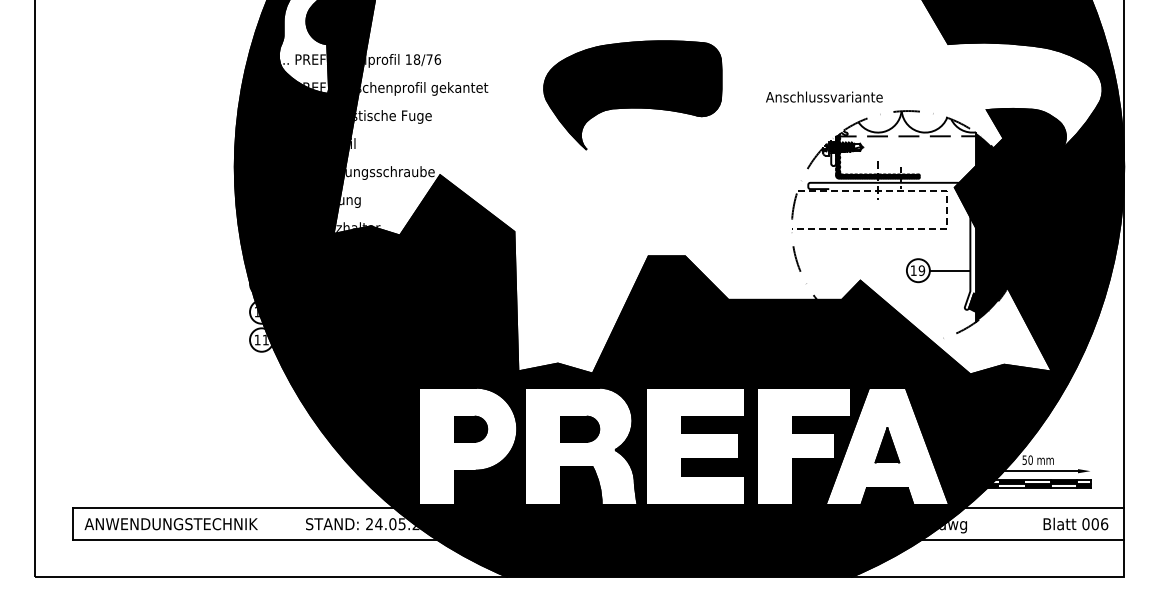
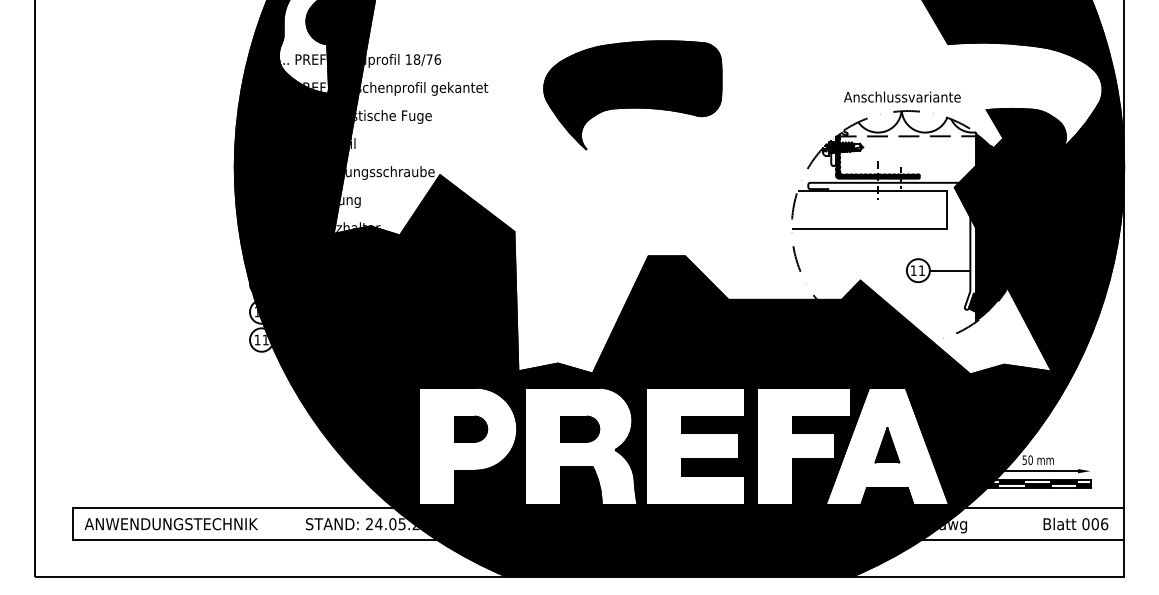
text position: (824, 96) -> (902, 96) (902, 96)
line: dashed -> solid (947, 213)
text: 19 -> 11 (921, 270)
